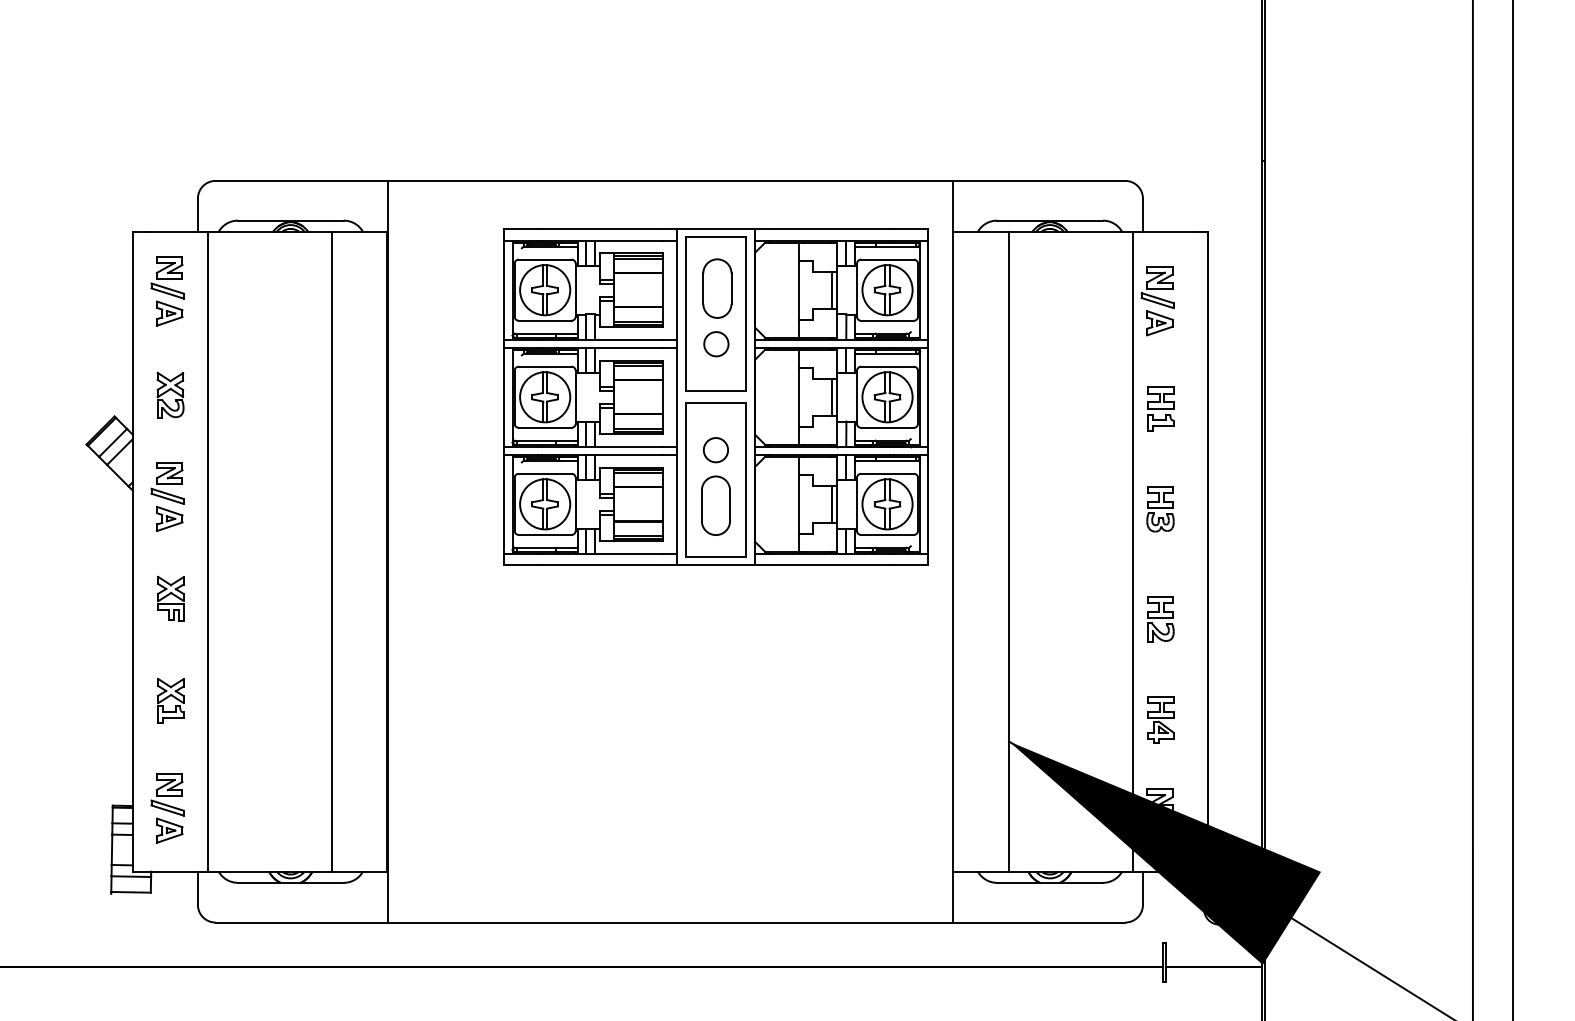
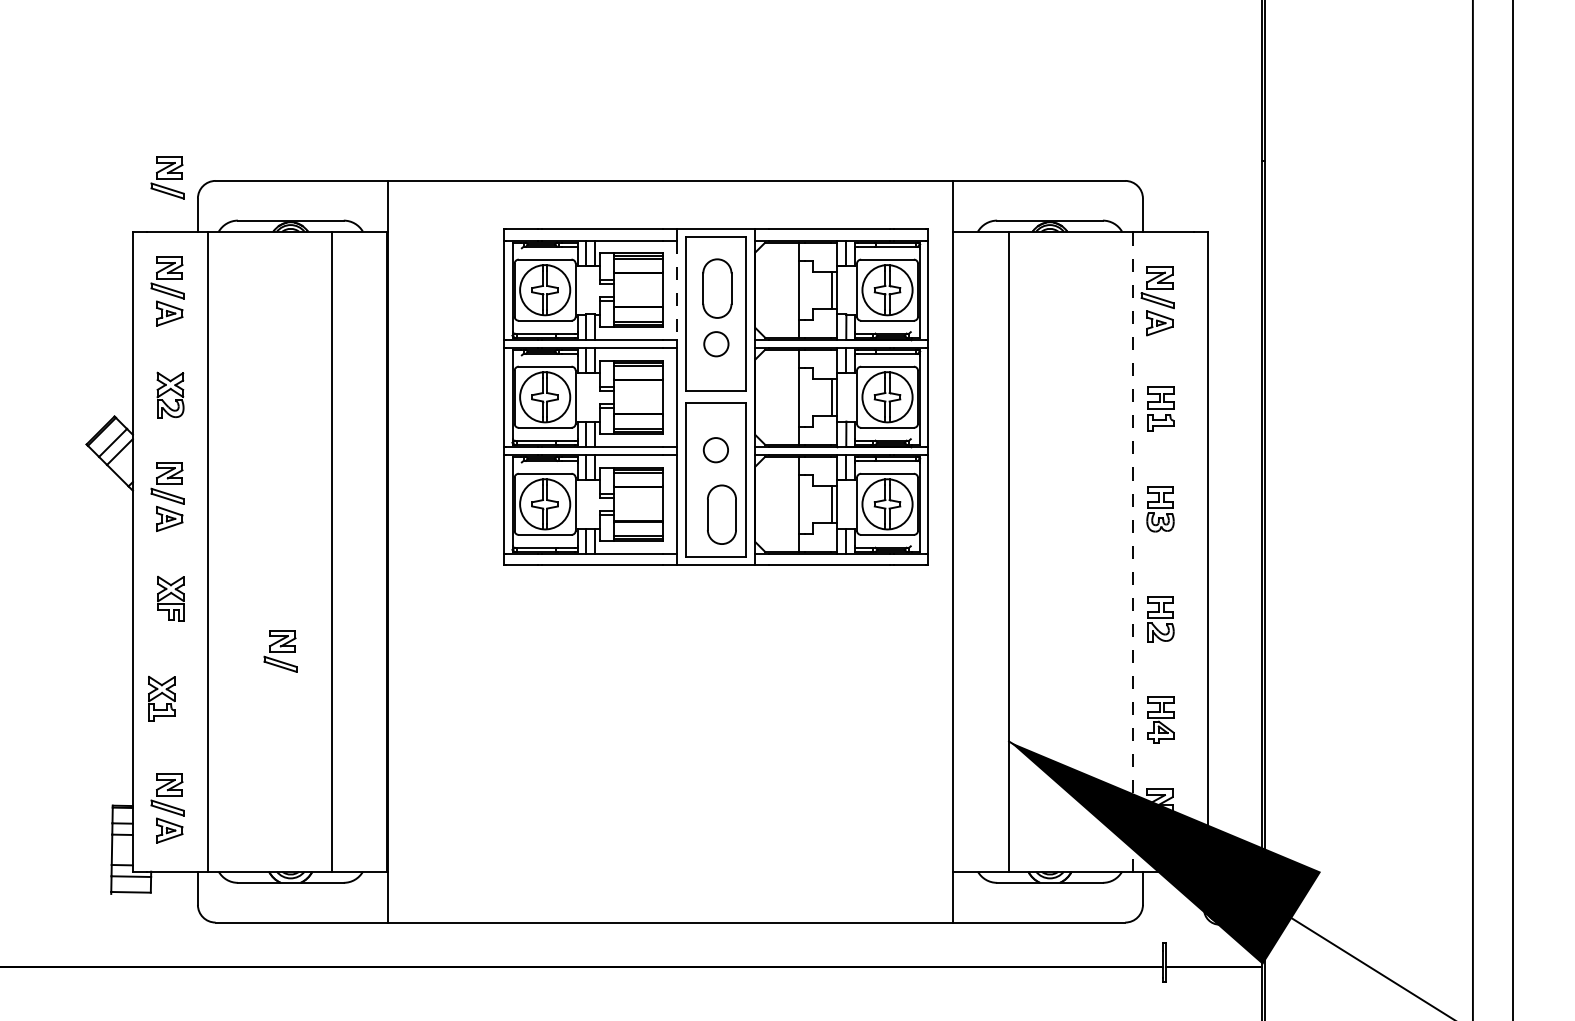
part: none -> present (167, 177)
line: solid -> dashed (676, 290)
part position: (715, 505) -> (721, 514) (721, 514)
line: solid -> dashed (1133, 551)
part: none -> present (280, 651)
part position: (170, 700) -> (161, 698) (161, 698)
